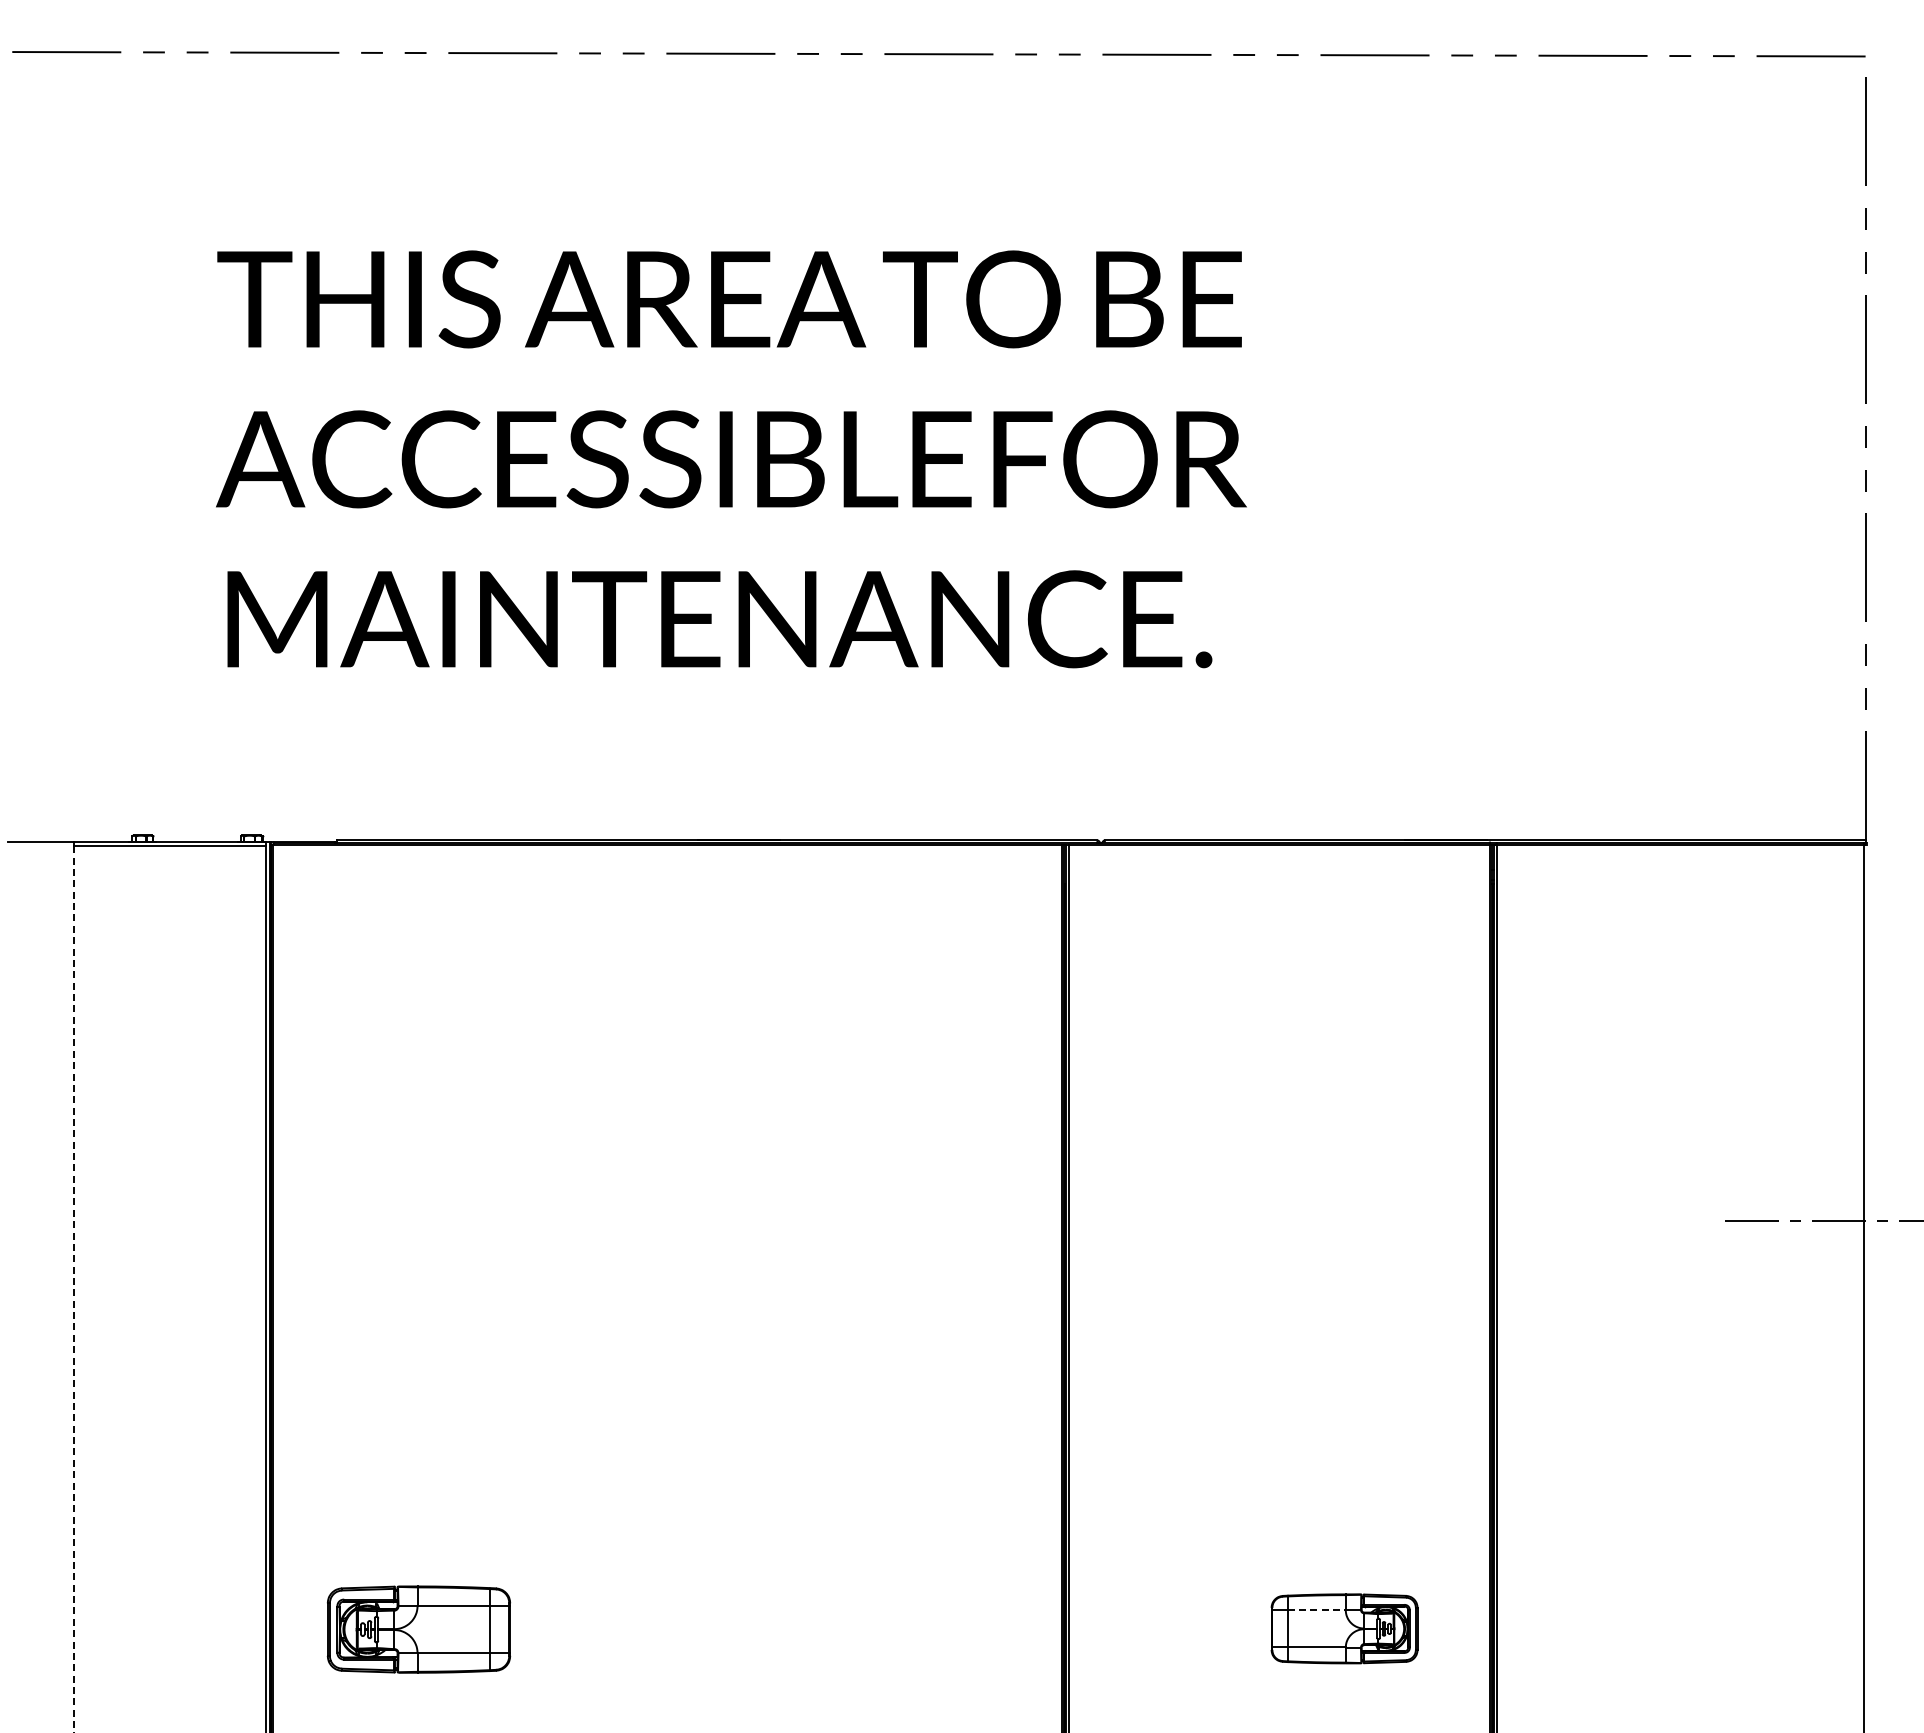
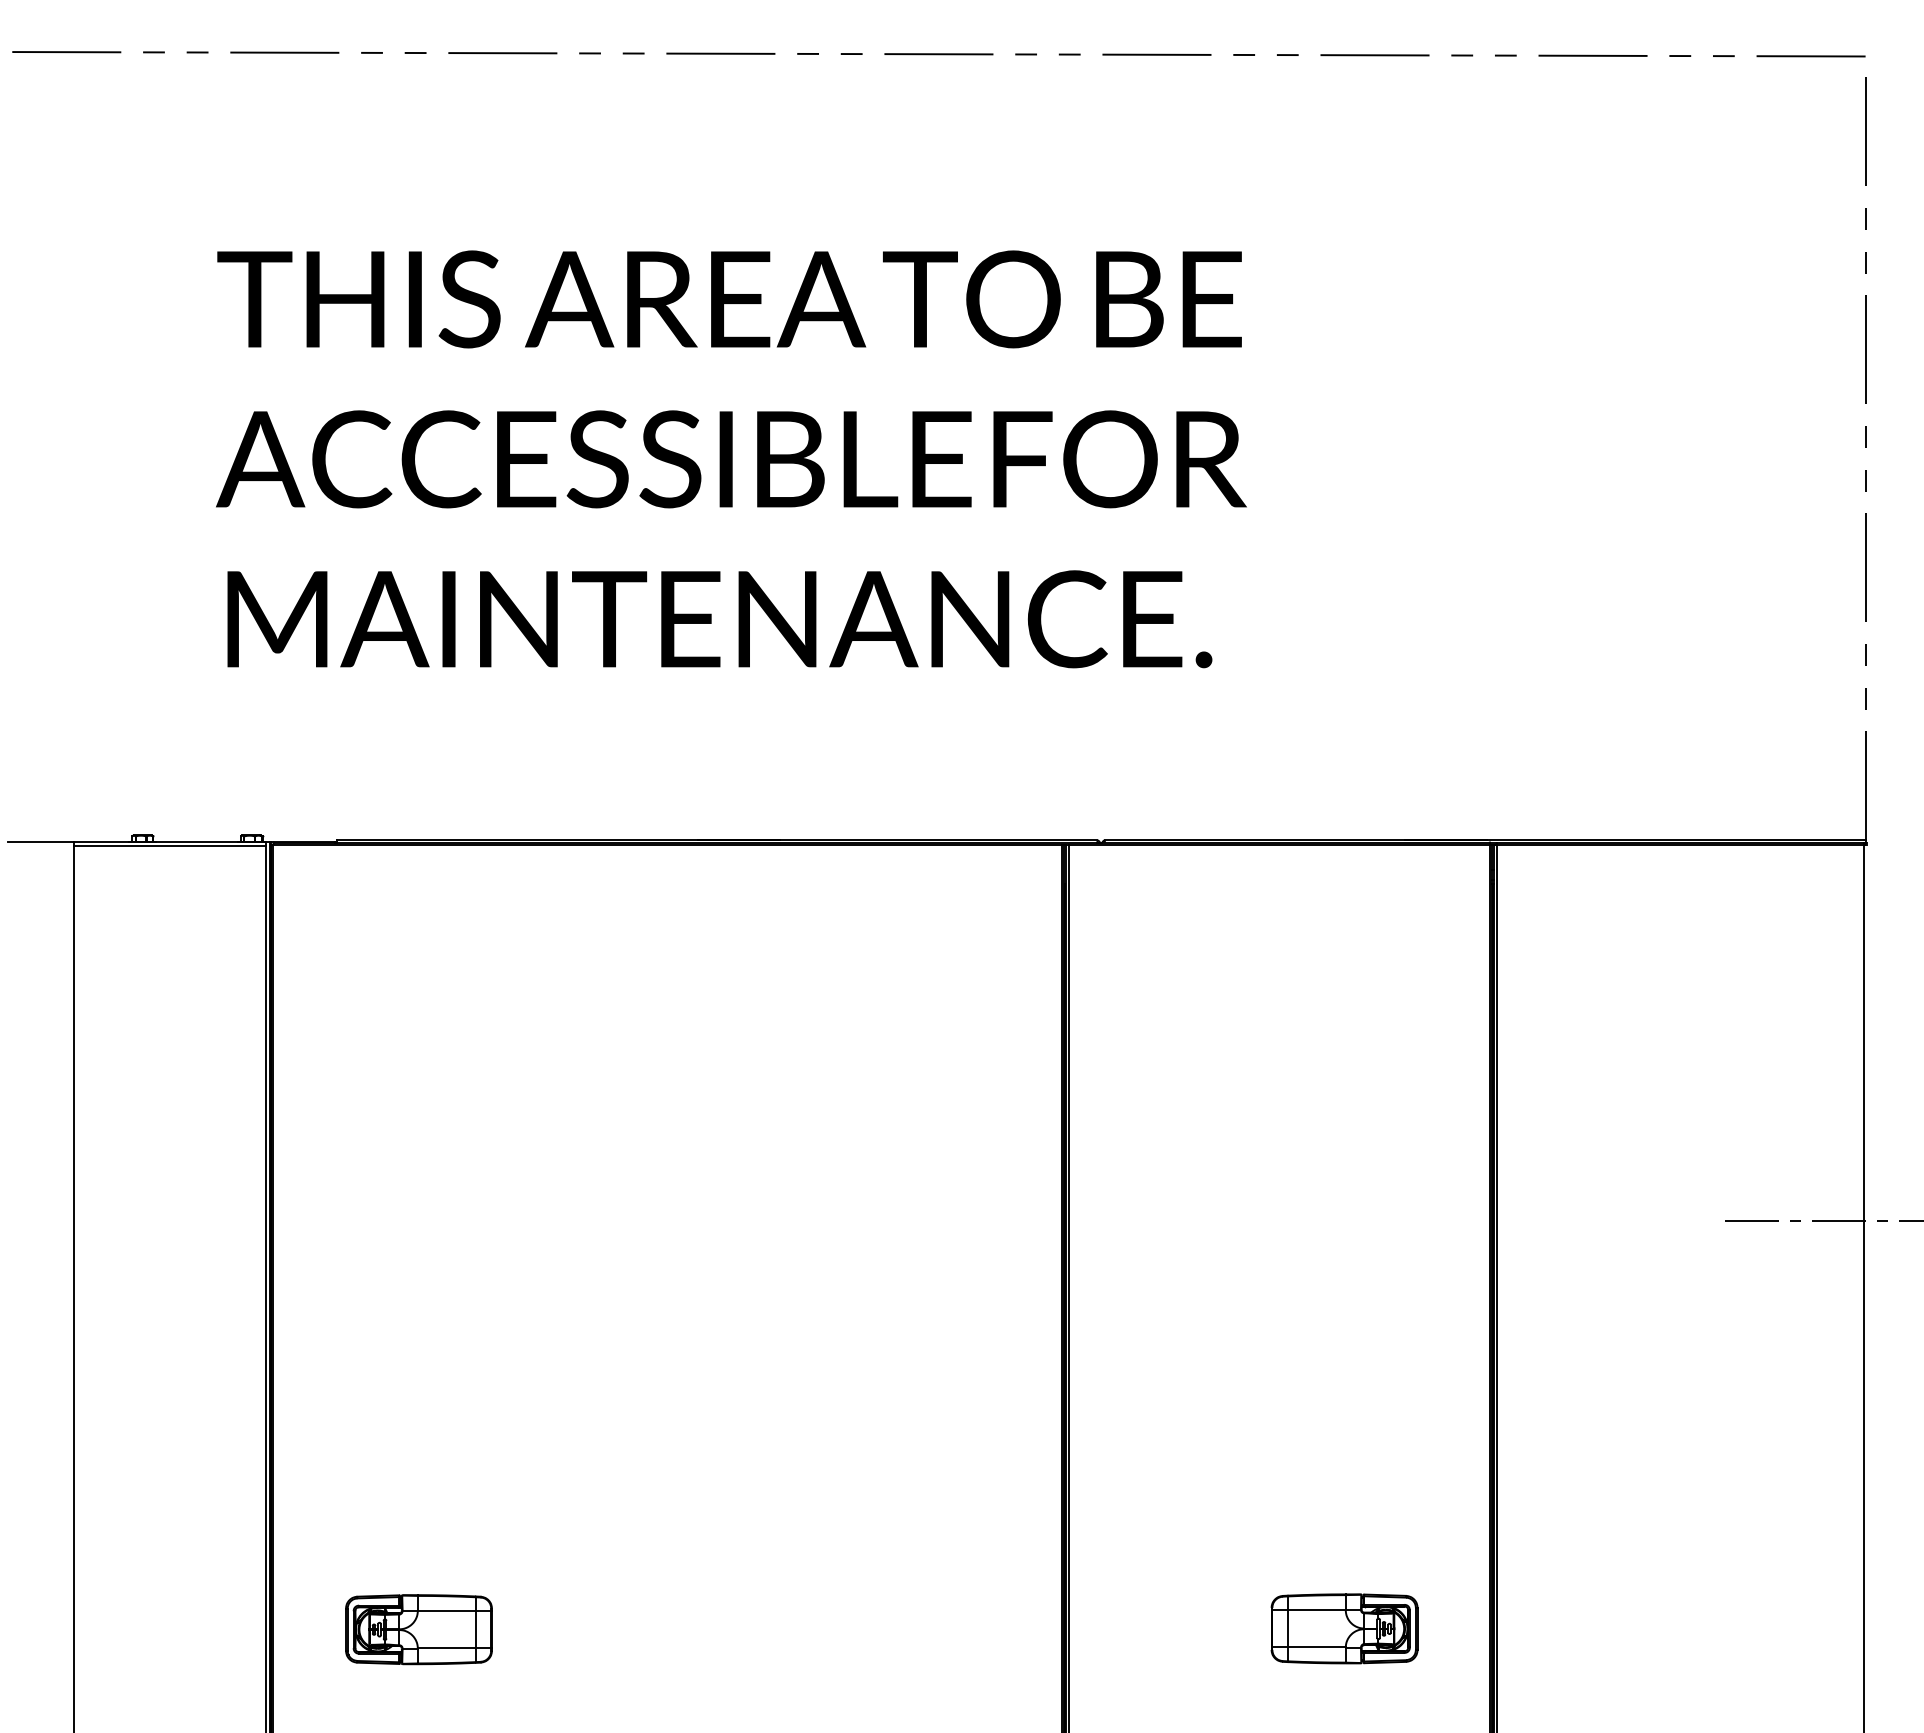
line: dashed -> solid (73, 1289)
line: dashed -> solid (1317, 1610)
part size: 186x89 px -> 148x72 px (418, 1629)
